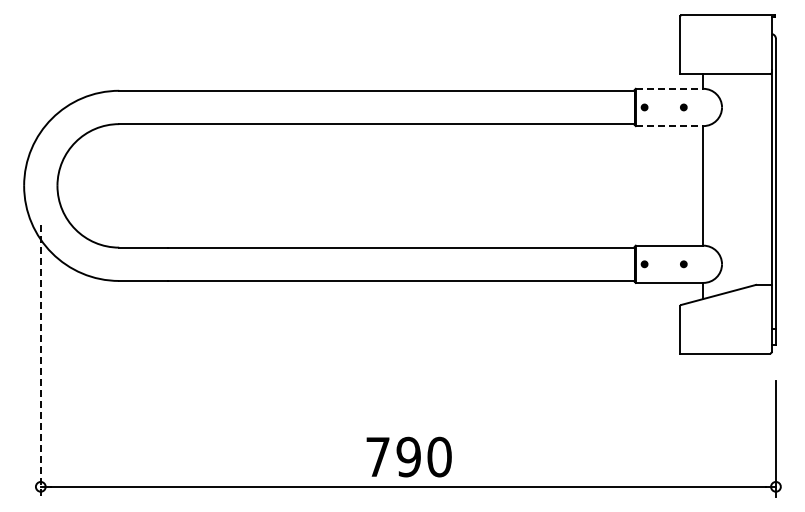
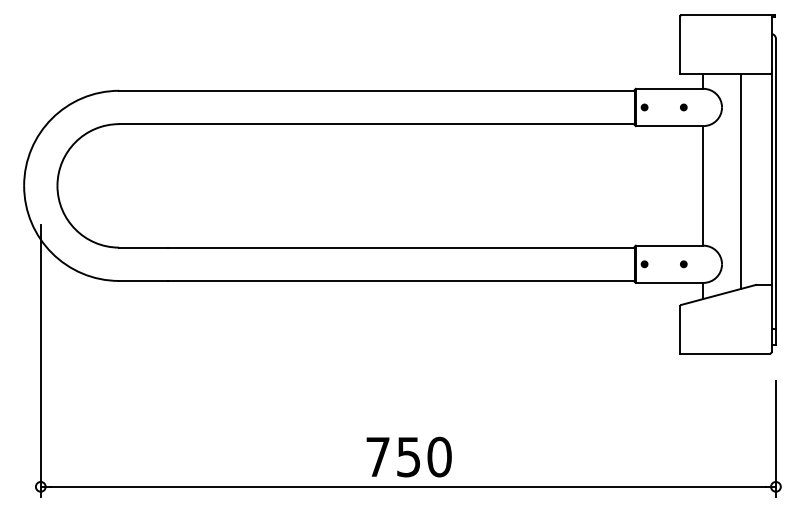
line: dashed -> solid (669, 88)
line: dashed -> solid (669, 126)
line: none -> present (740, 181)
line: dashed -> solid (40, 360)
text: 790 -> 750 (408, 456)
